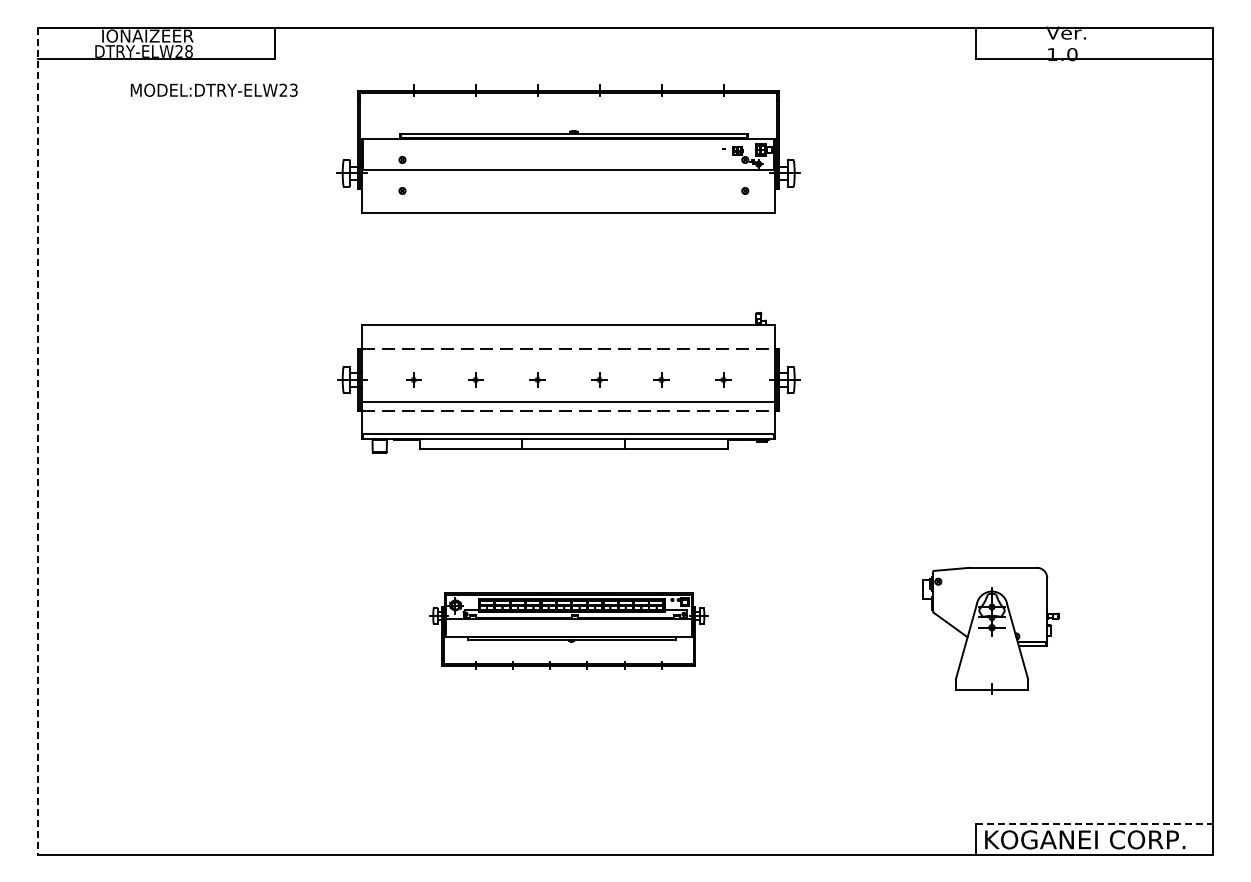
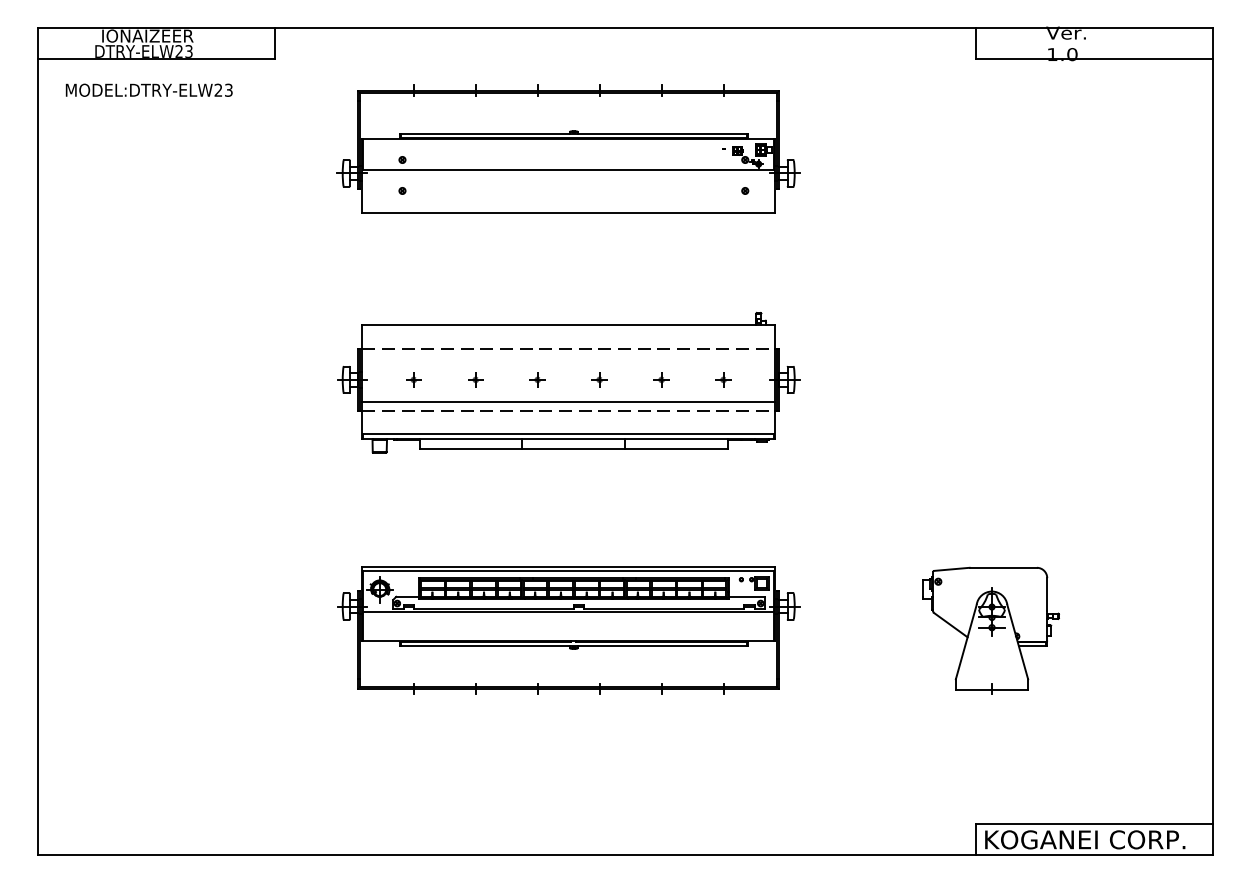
text: DTRY-ELW28 -> DTRY-ELW23 (188, 51)
text position: (213, 89) -> (148, 89) (148, 89)
line: dashed -> solid (37, 442)
part size: 280x78 px -> 464x129 px (568, 630)
line: dashed -> solid (1094, 824)
